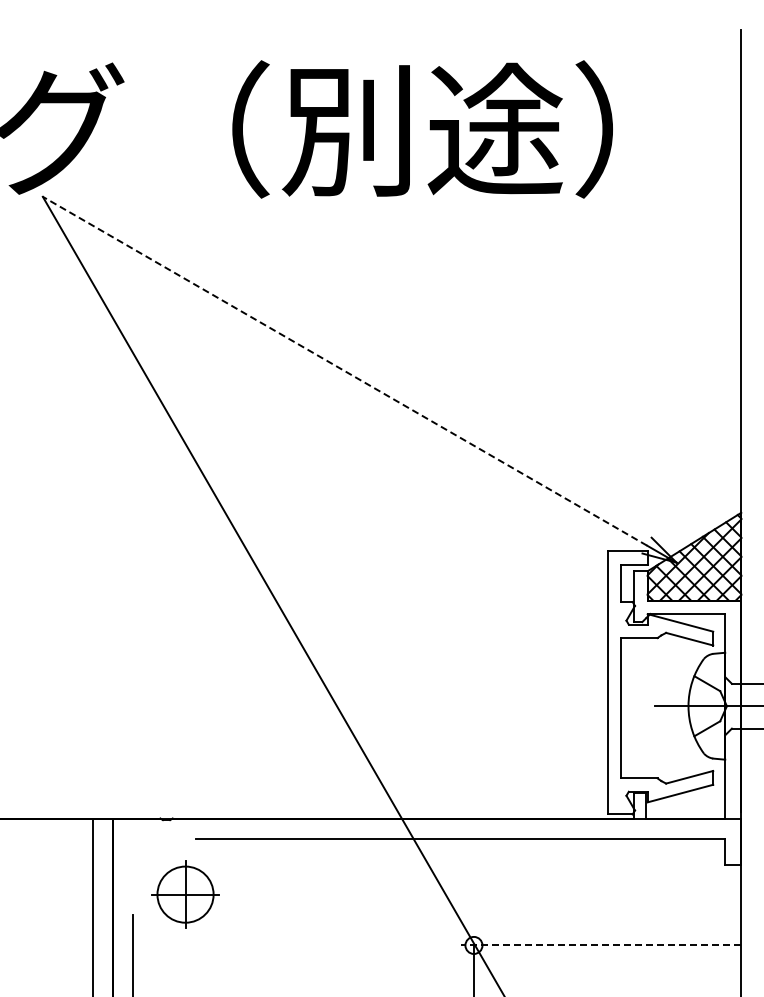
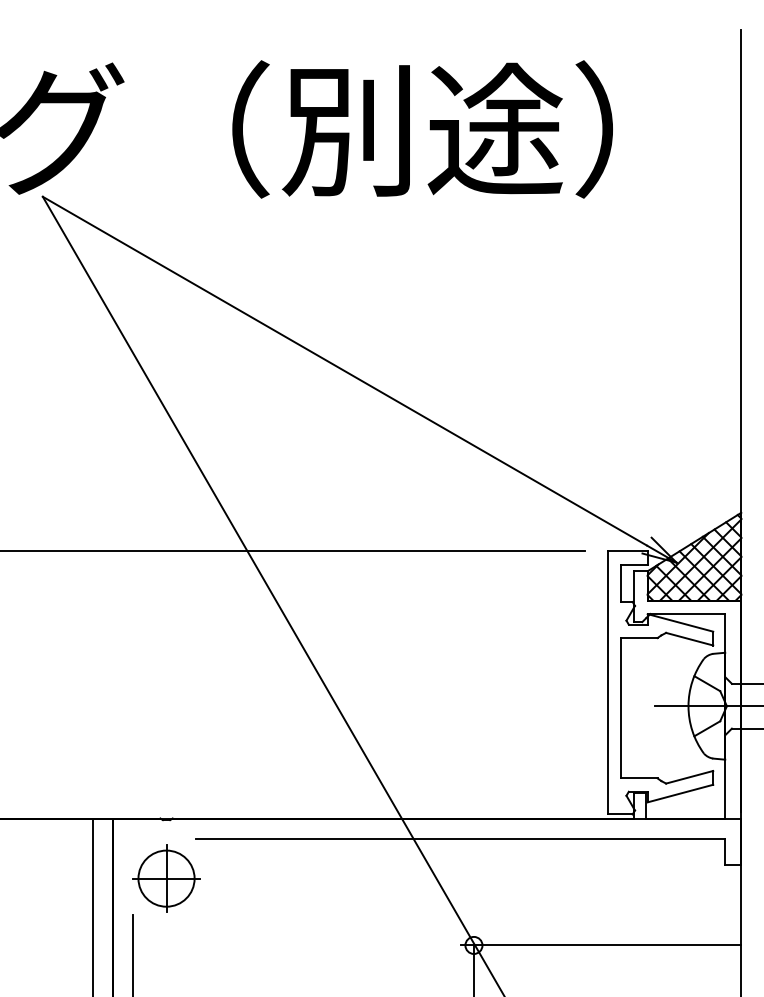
line: dashed -> solid (344, 371)
line: none -> present (293, 551)
part position: (185, 894) -> (166, 878) (166, 878)
line: dashed -> solid (600, 945)
